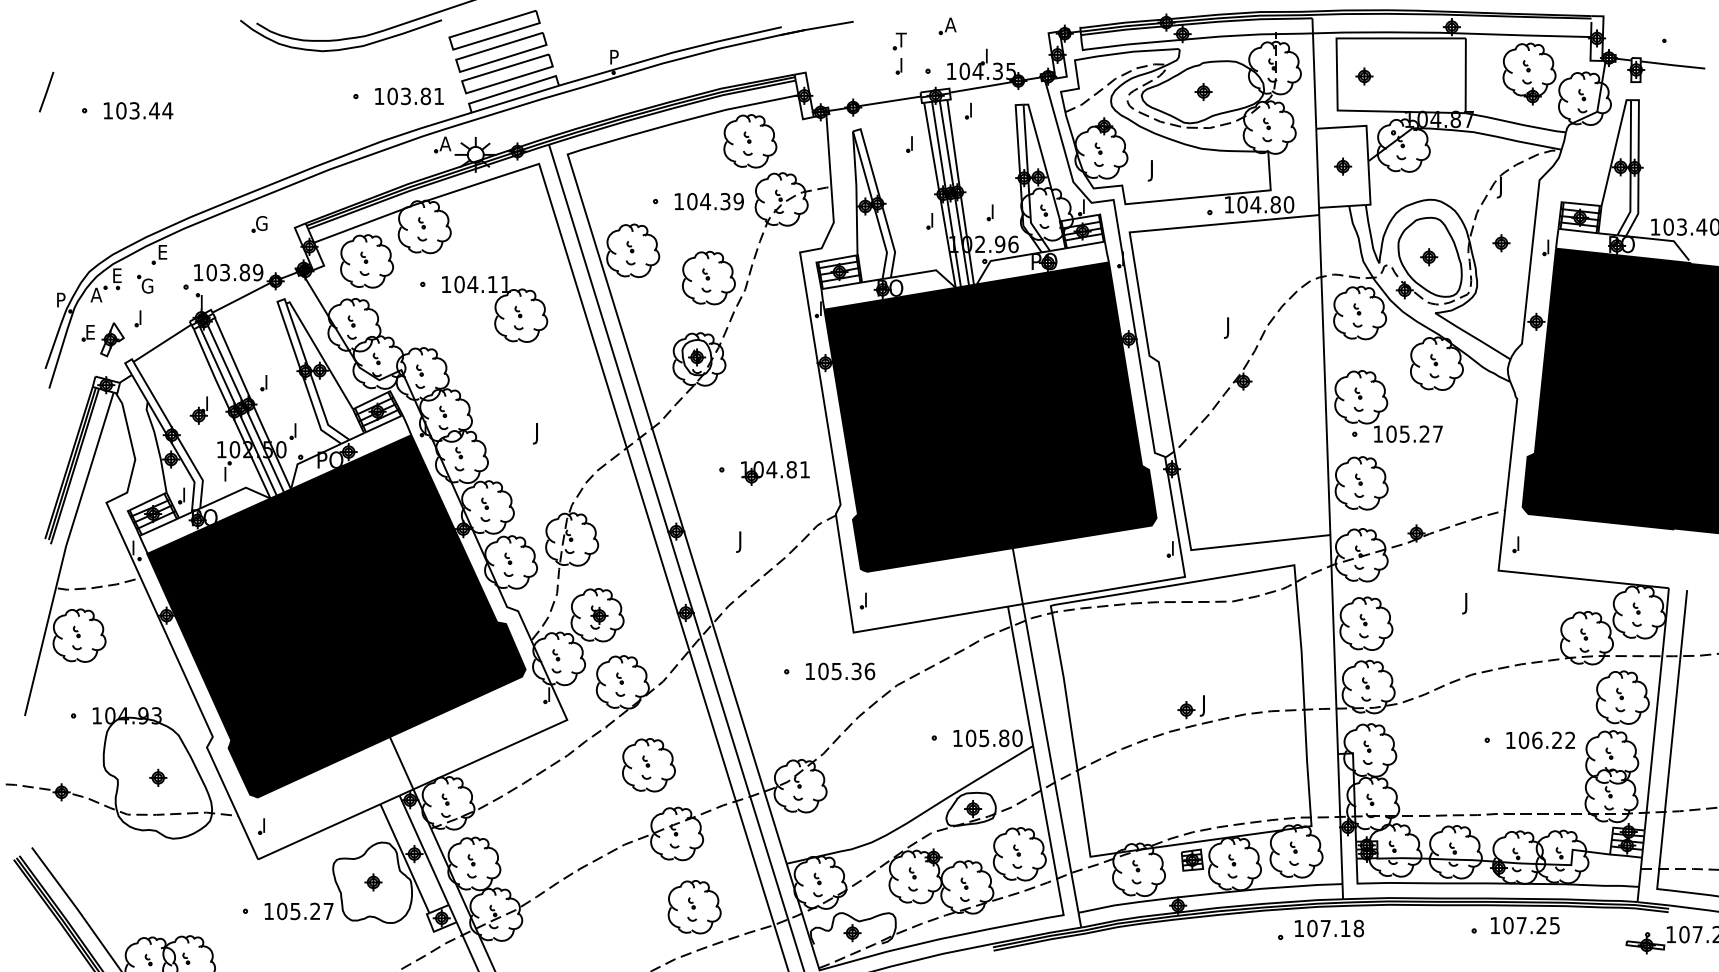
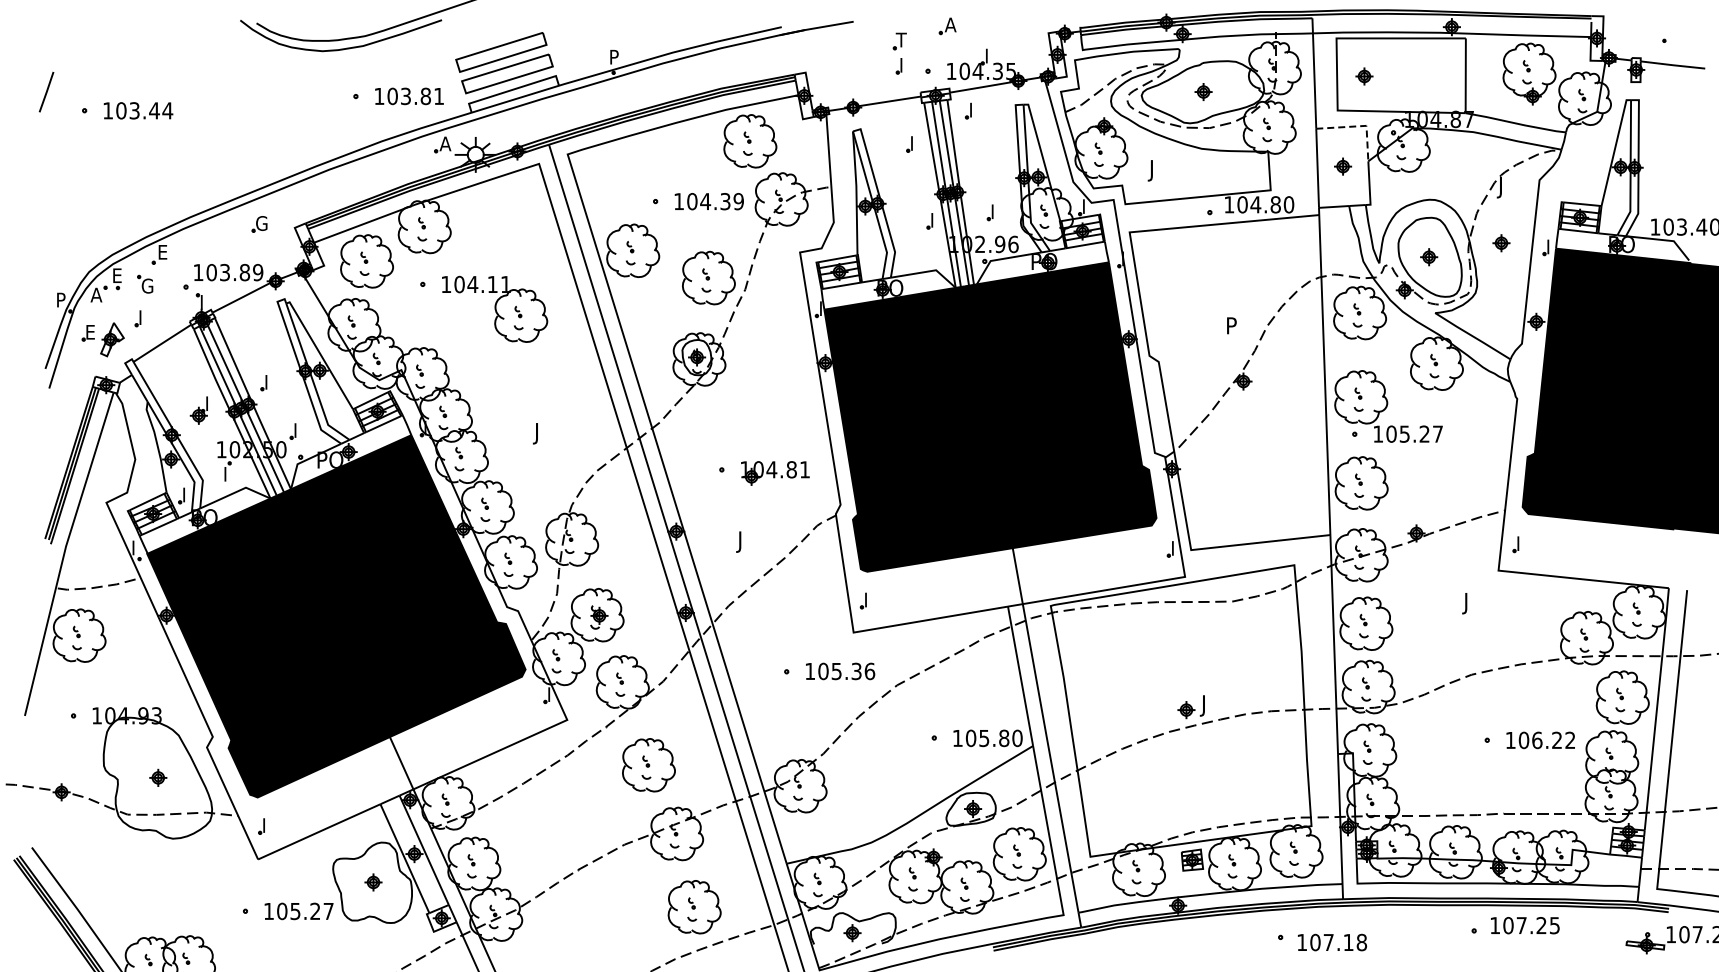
part: present -> none (494, 30)
line: solid -> dashed (1359, 126)
text: J -> P (1230, 327)
text position: (1329, 928) -> (1332, 942) (1332, 942)
